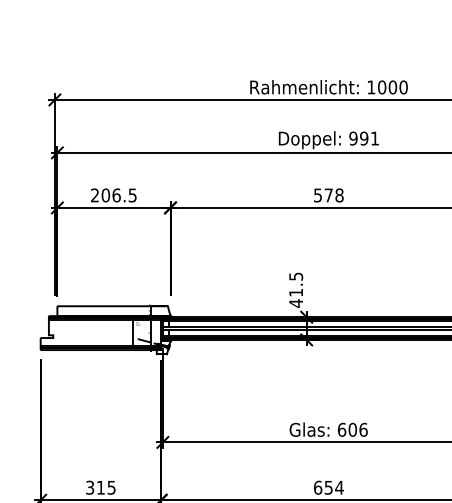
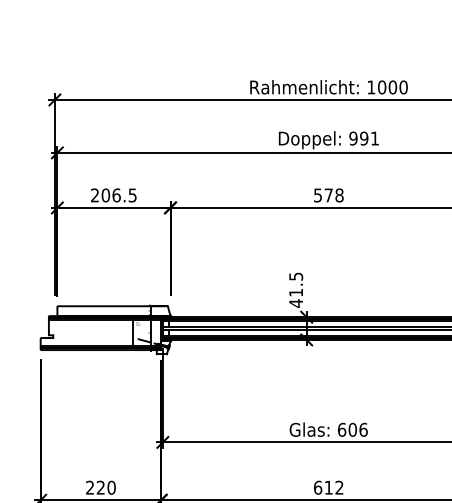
text: 315 -> 220 (100, 487)
text: 654 -> 612 (333, 487)
